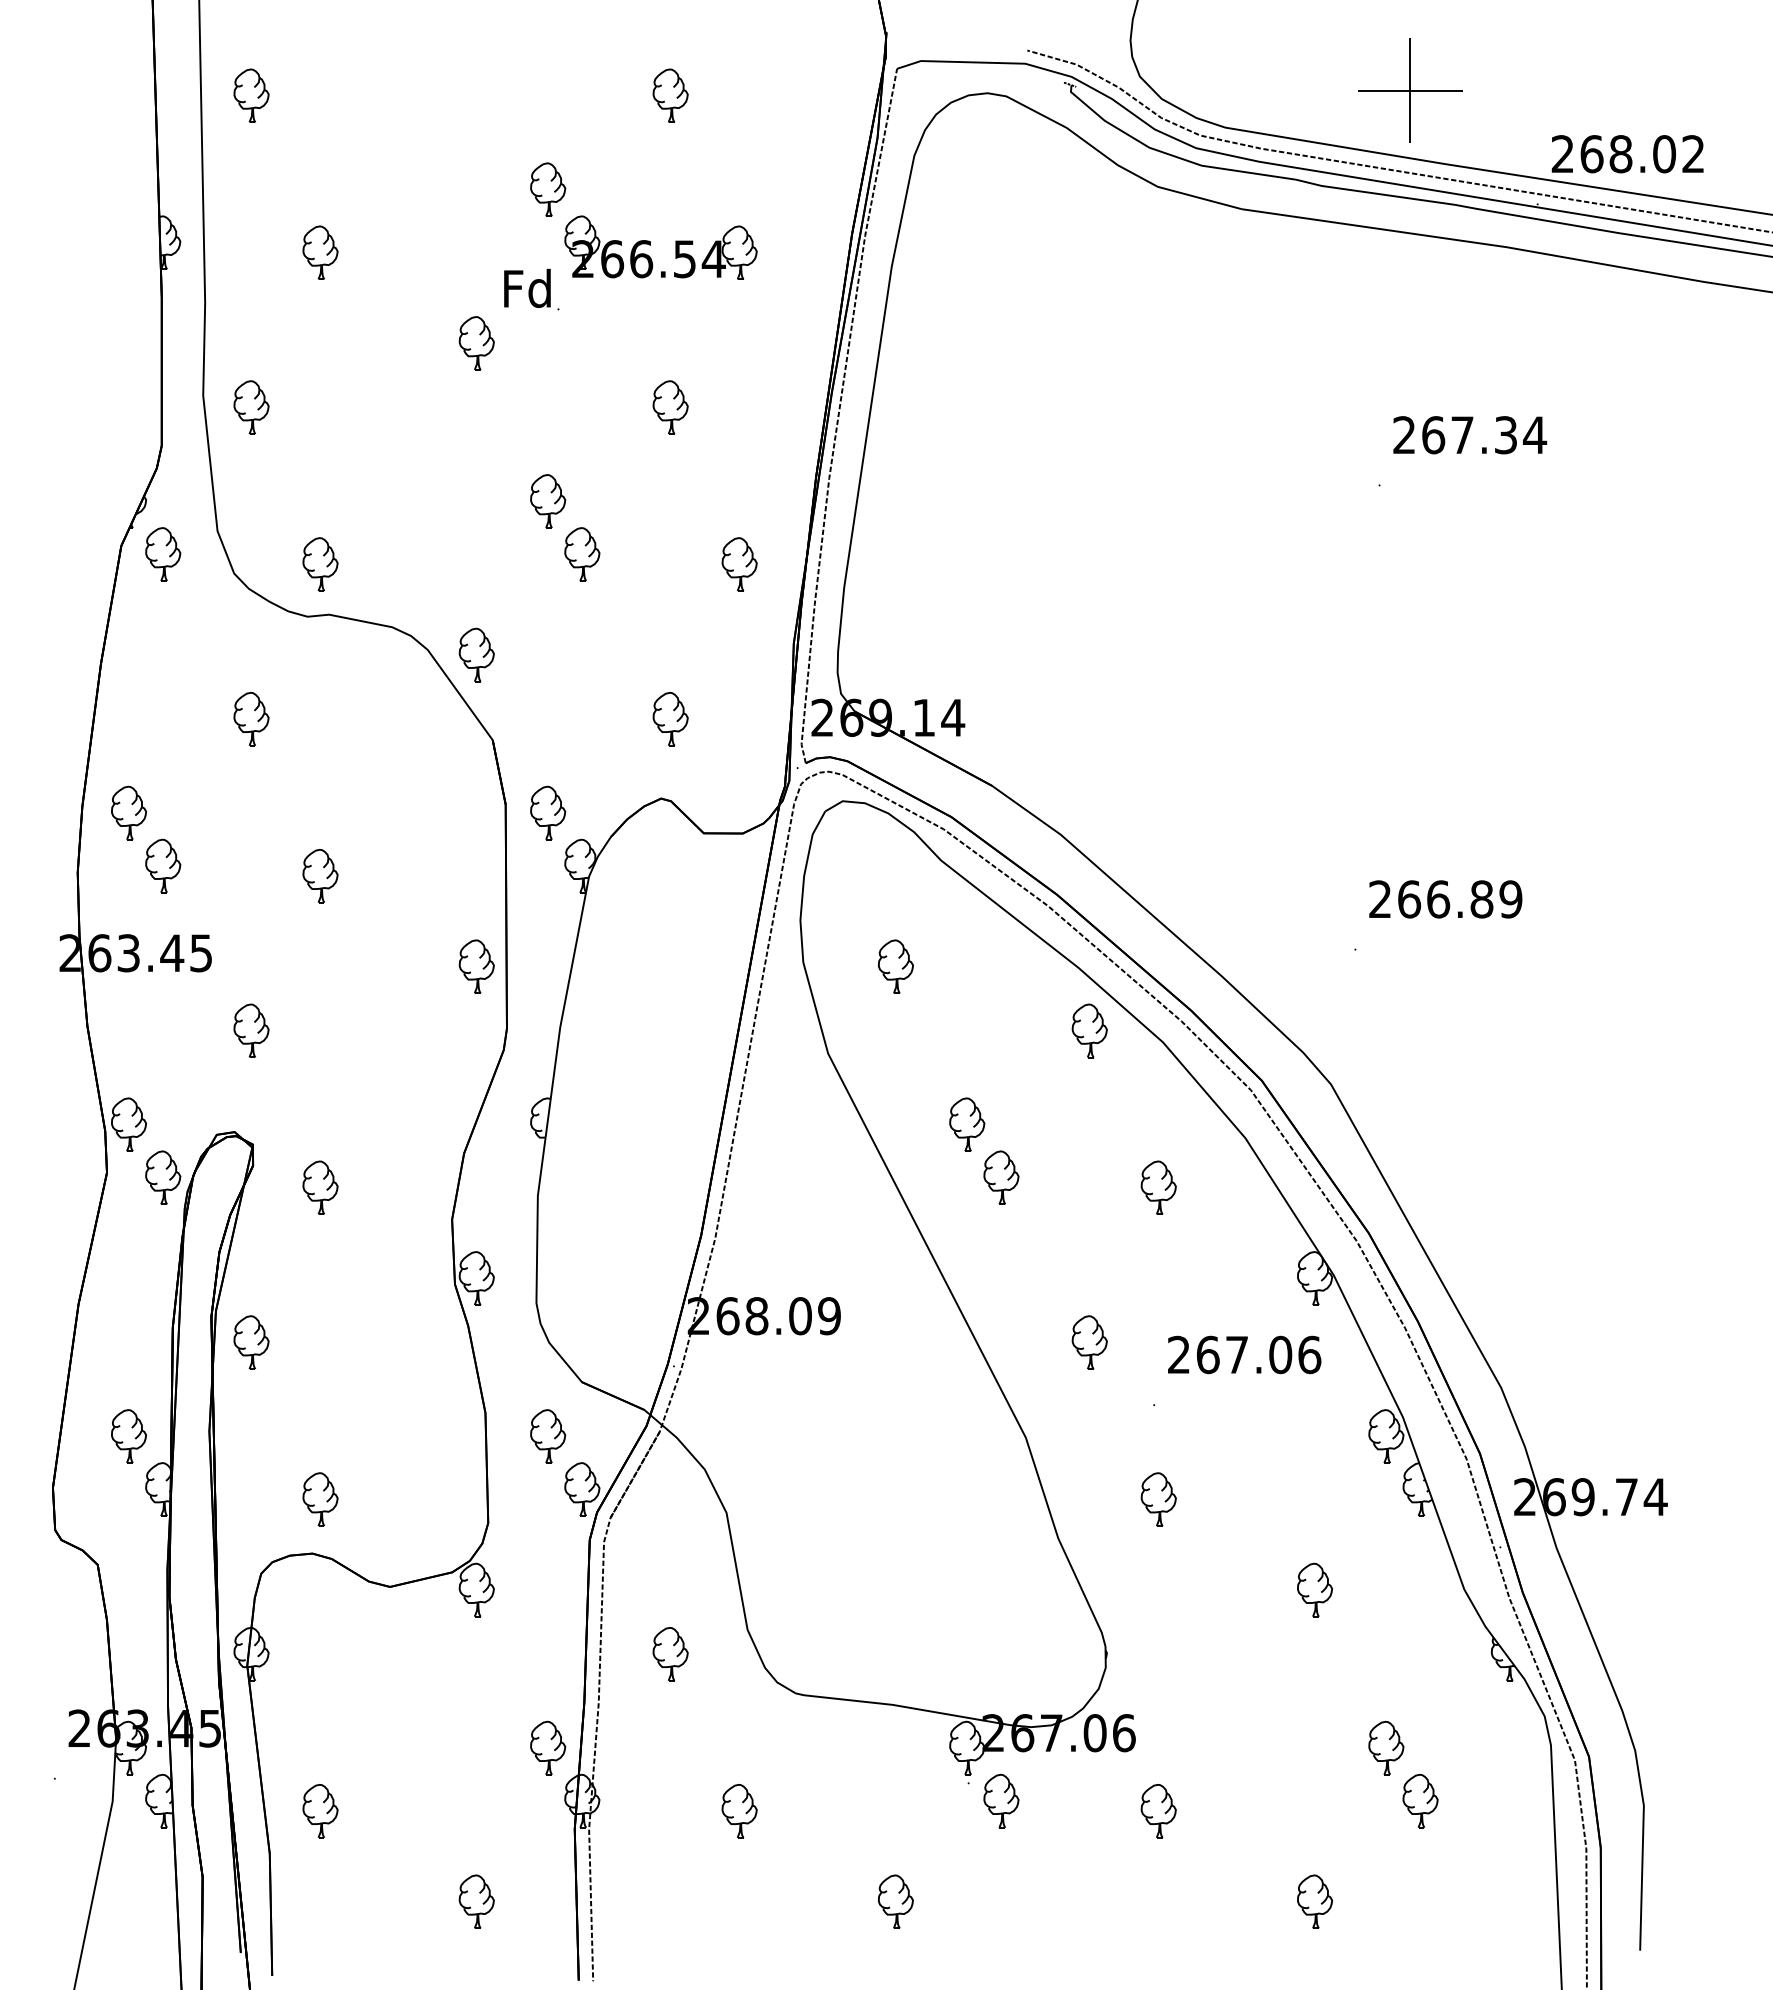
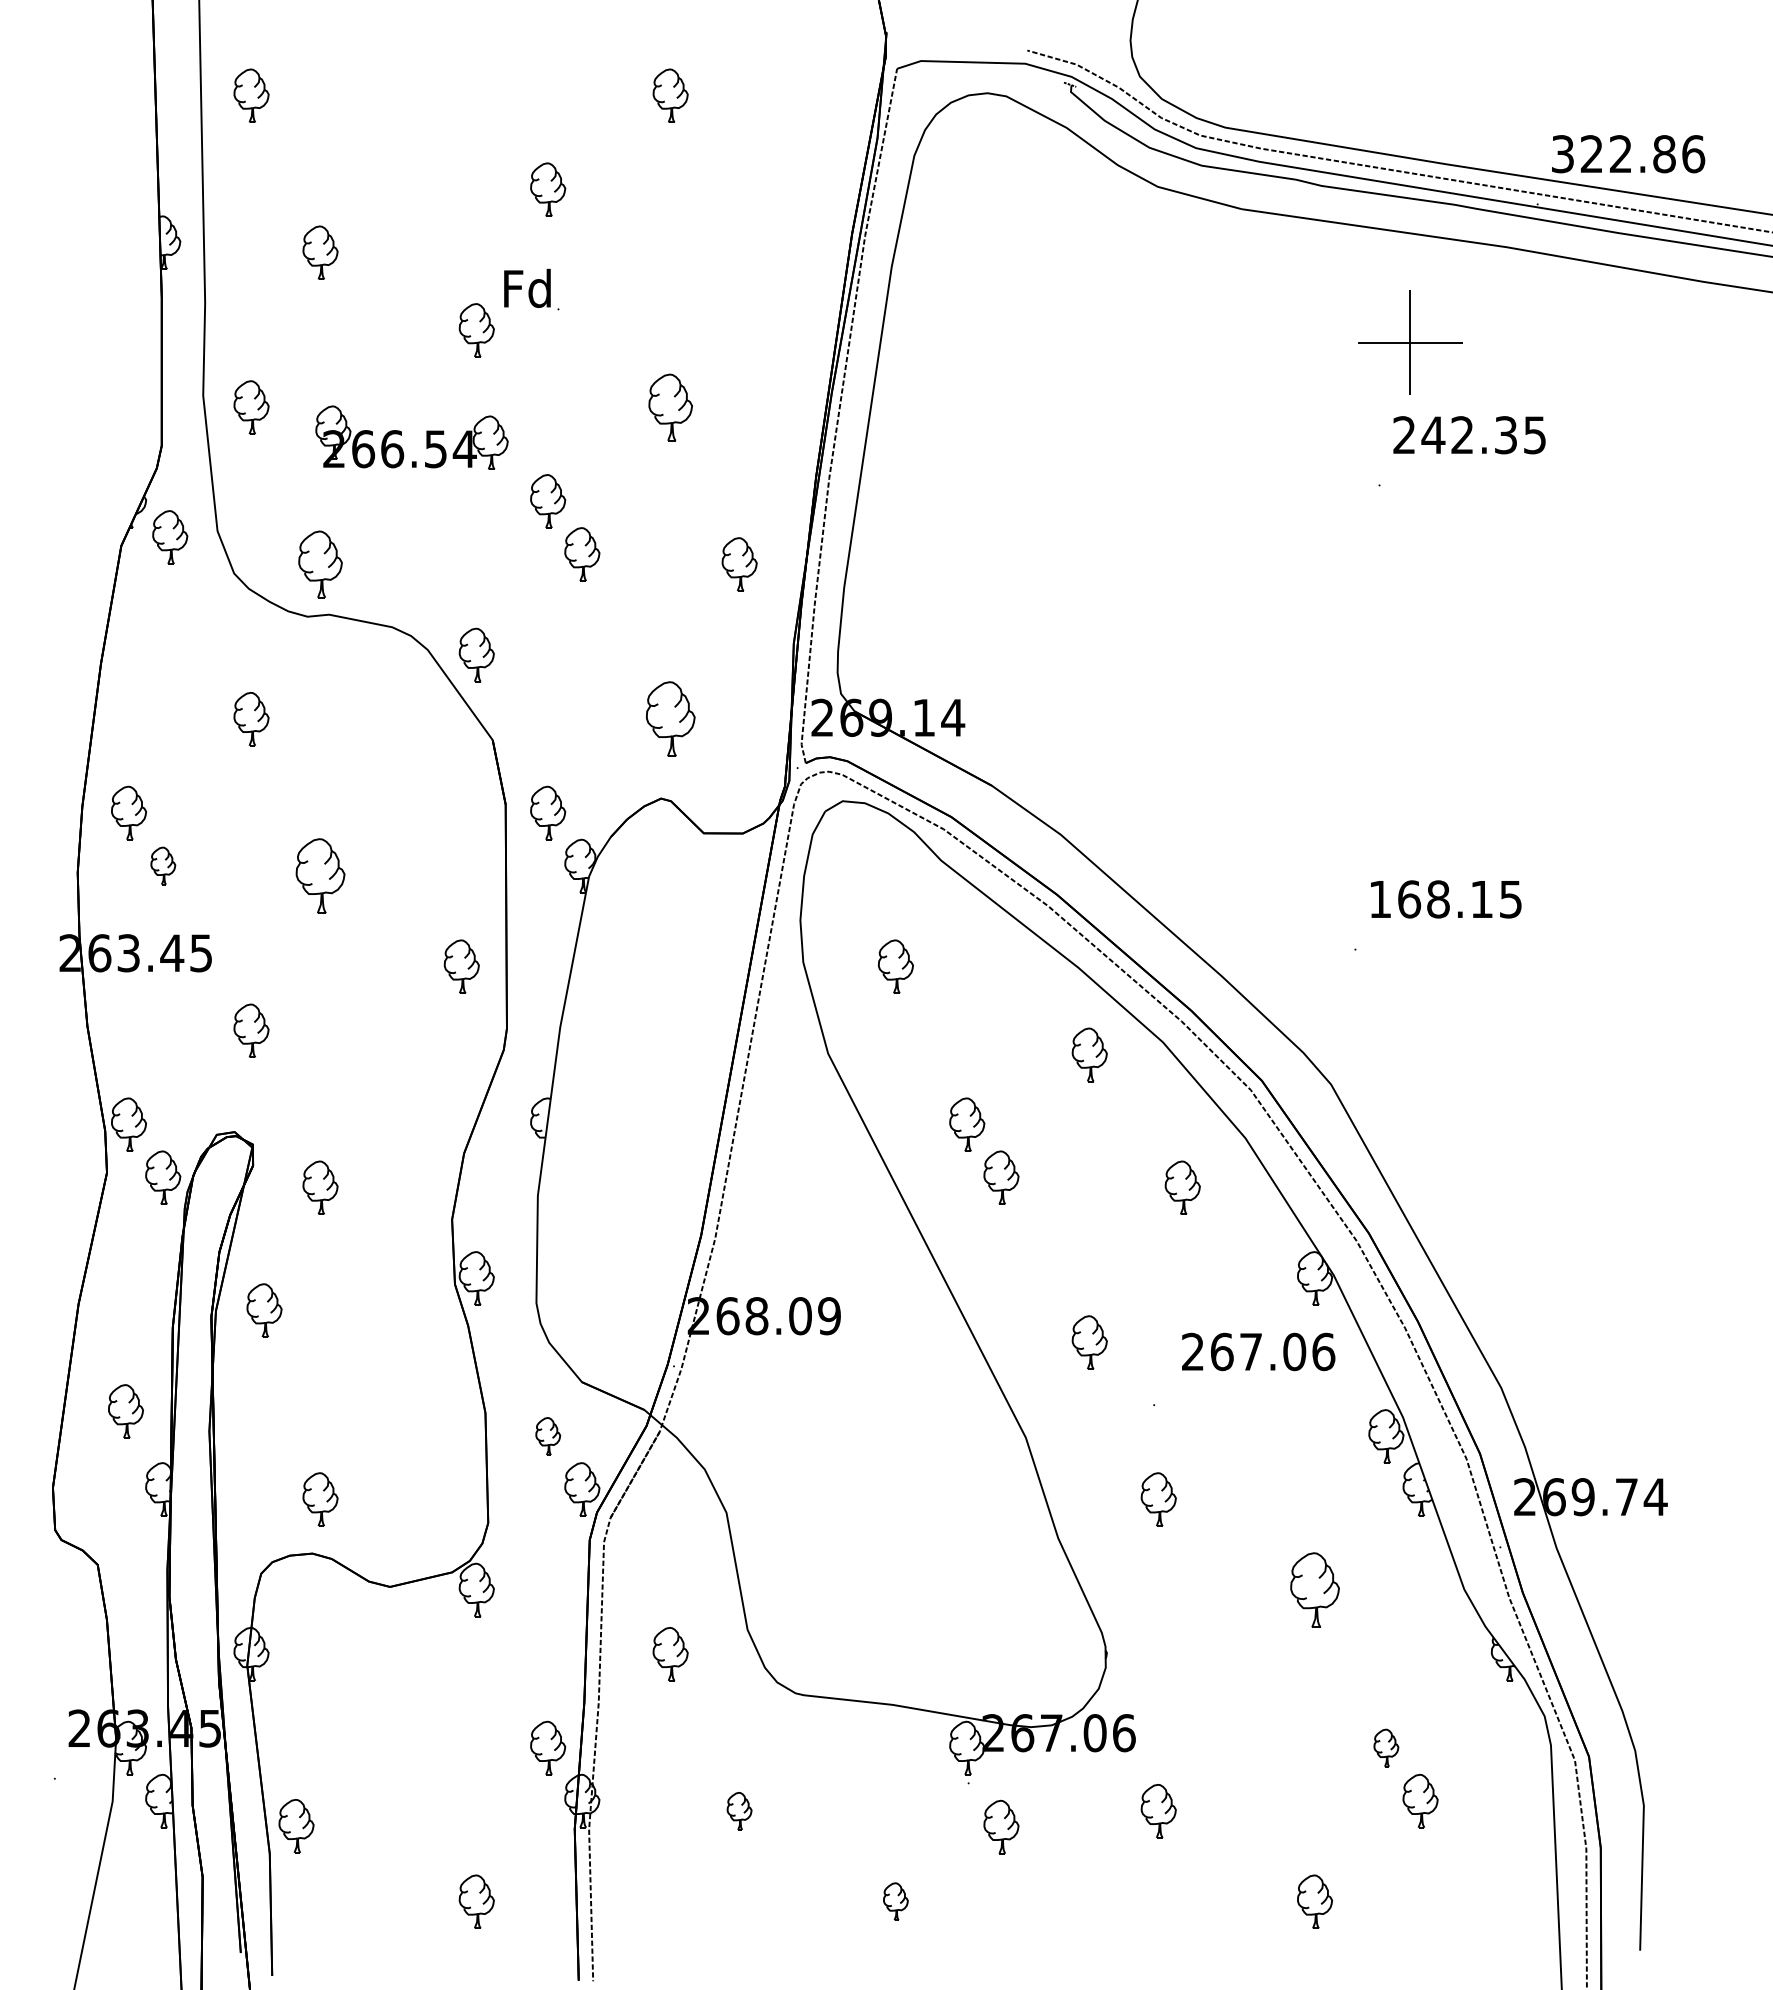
part position: (1410, 90) -> (1410, 342) (1410, 342)
text: 268.02 -> 322.86 (1628, 154)
part position: (650, 245) -> (401, 435) (401, 435)
part position: (476, 343) -> (476, 330) (476, 330)
part size: 37x55 px -> 45x69 px (670, 407)
text: 267.34 -> 242.35 (1484, 435)
part position: (163, 554) -> (170, 537) (170, 537)
part size: 37x55 px -> 45x69 px (320, 564)
part size: 37x55 px -> 50x76 px (670, 718)
part size: 37x56 px -> 27x40 px (163, 865)
part size: 37x55 px -> 51x76 px (320, 875)
text: 266.89 -> 168.15 (1445, 899)
part position: (476, 966) -> (461, 966) (461, 966)
part position: (1089, 1030) -> (1089, 1054) (1089, 1054)
part position: (1158, 1187) -> (1182, 1187) (1182, 1187)
part position: (251, 1342) -> (264, 1310) (264, 1310)
text position: (1244, 1354) -> (1258, 1351) (1258, 1351)
part position: (128, 1436) -> (125, 1411) (125, 1411)
part size: 37x55 px -> 27x39 px (548, 1436)
part size: 36x56 px -> 50x76 px (1314, 1589)
part size: 37x56 px -> 27x40 px (1386, 1747)
part position: (1001, 1800) -> (1001, 1826) (1001, 1826)
part position: (320, 1811) -> (296, 1826) (296, 1826)
part size: 37x55 px -> 27x39 px (739, 1811)
part size: 36x55 px -> 26x39 px (895, 1901)
